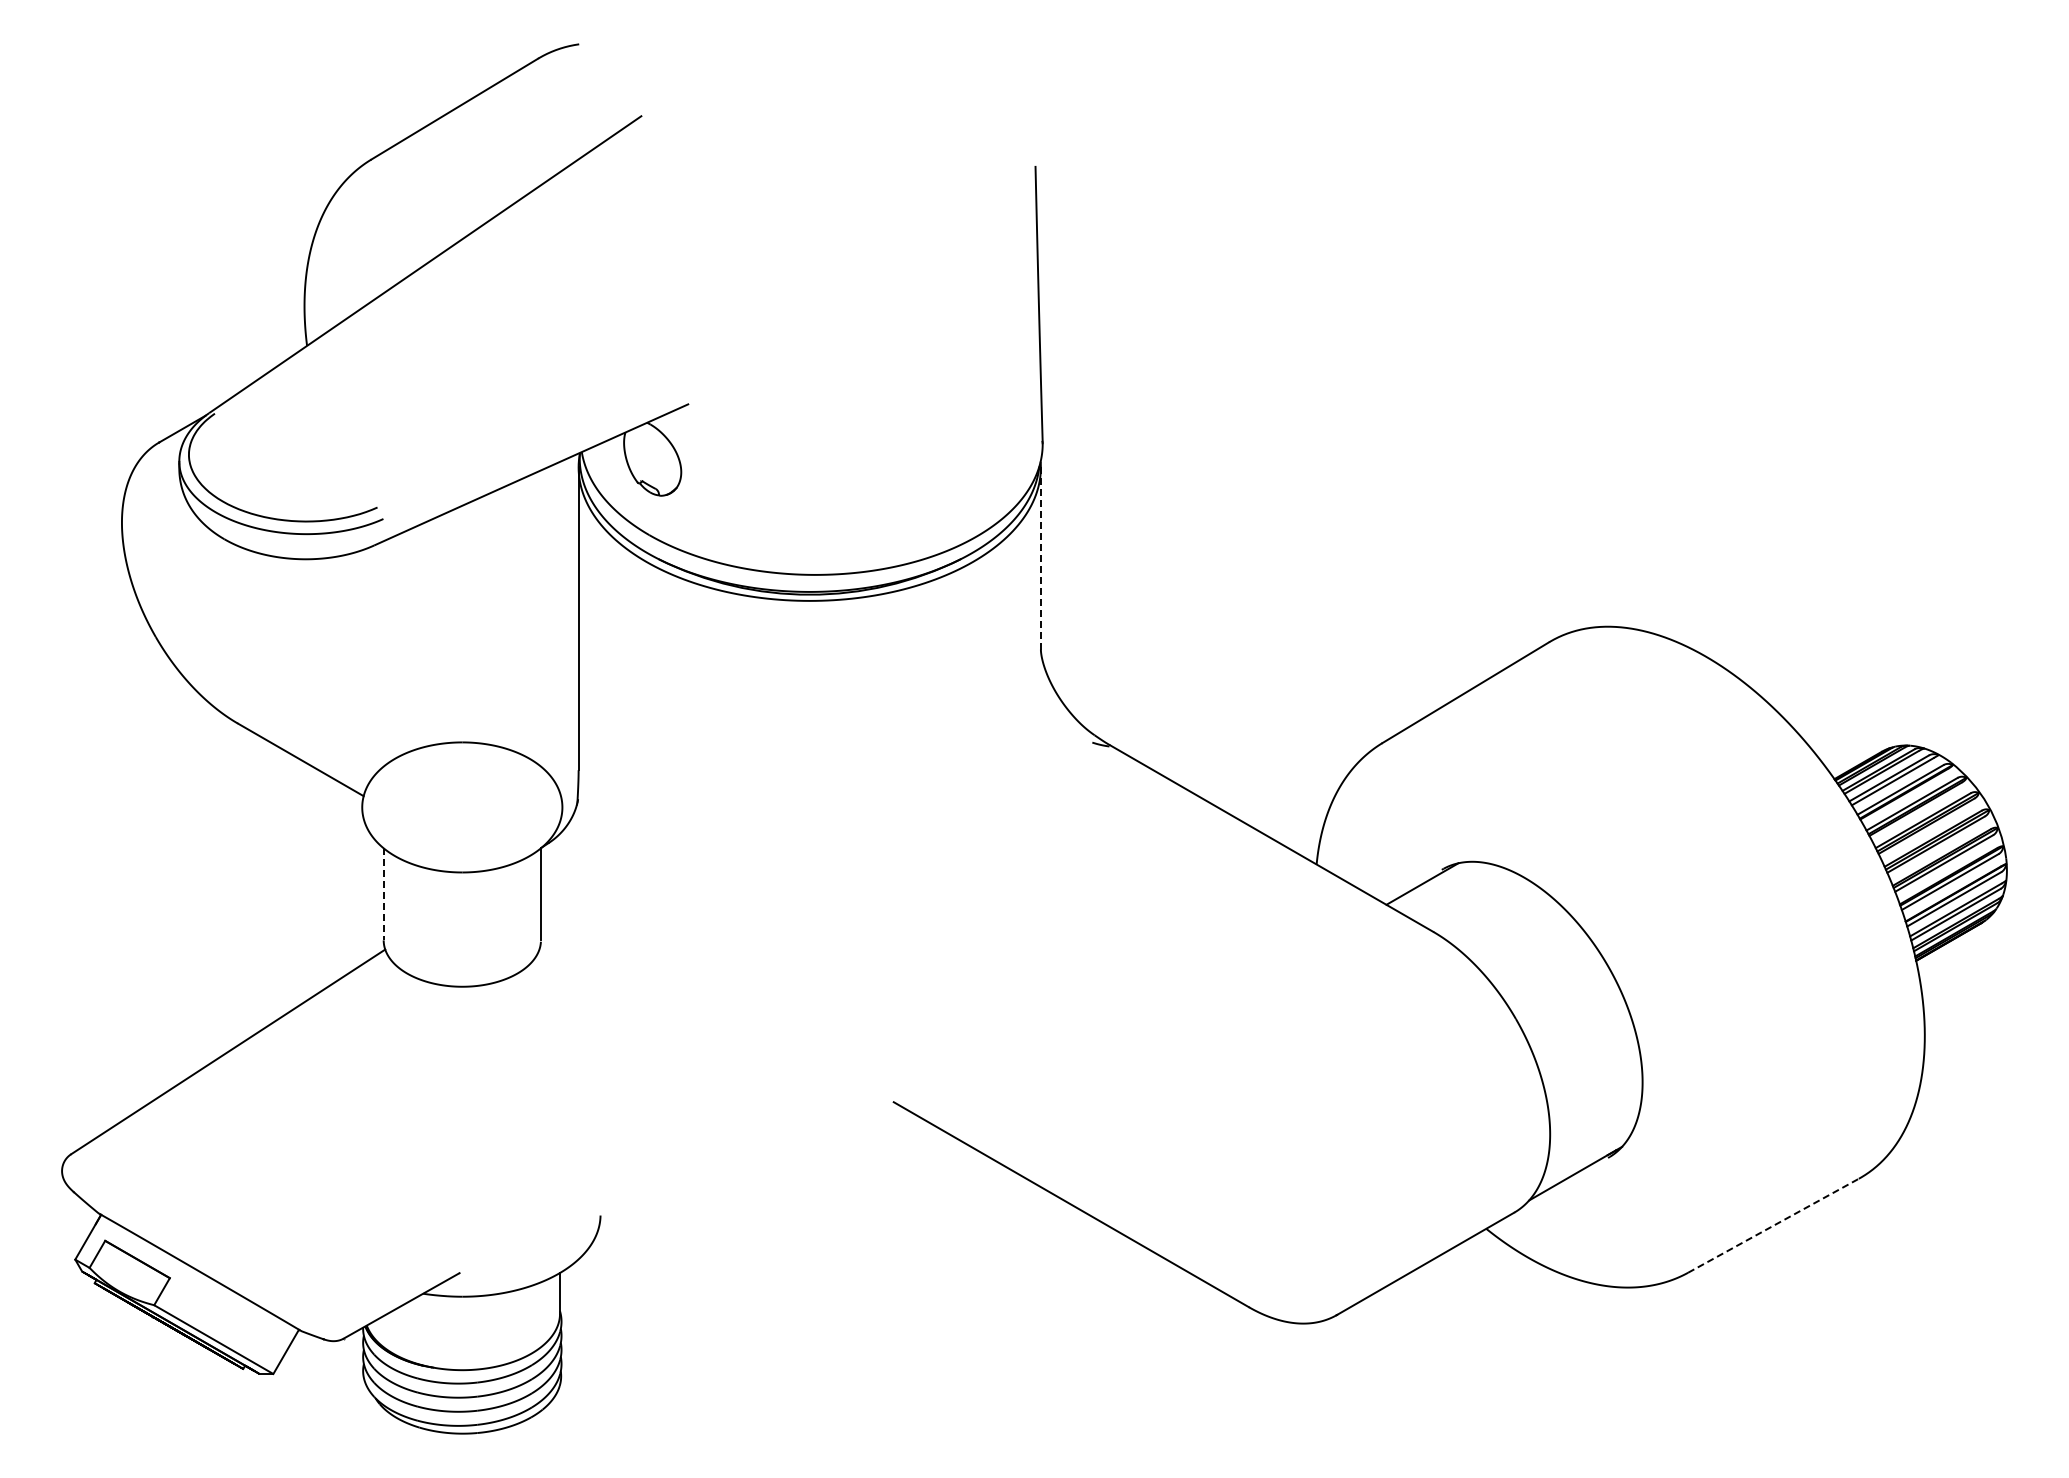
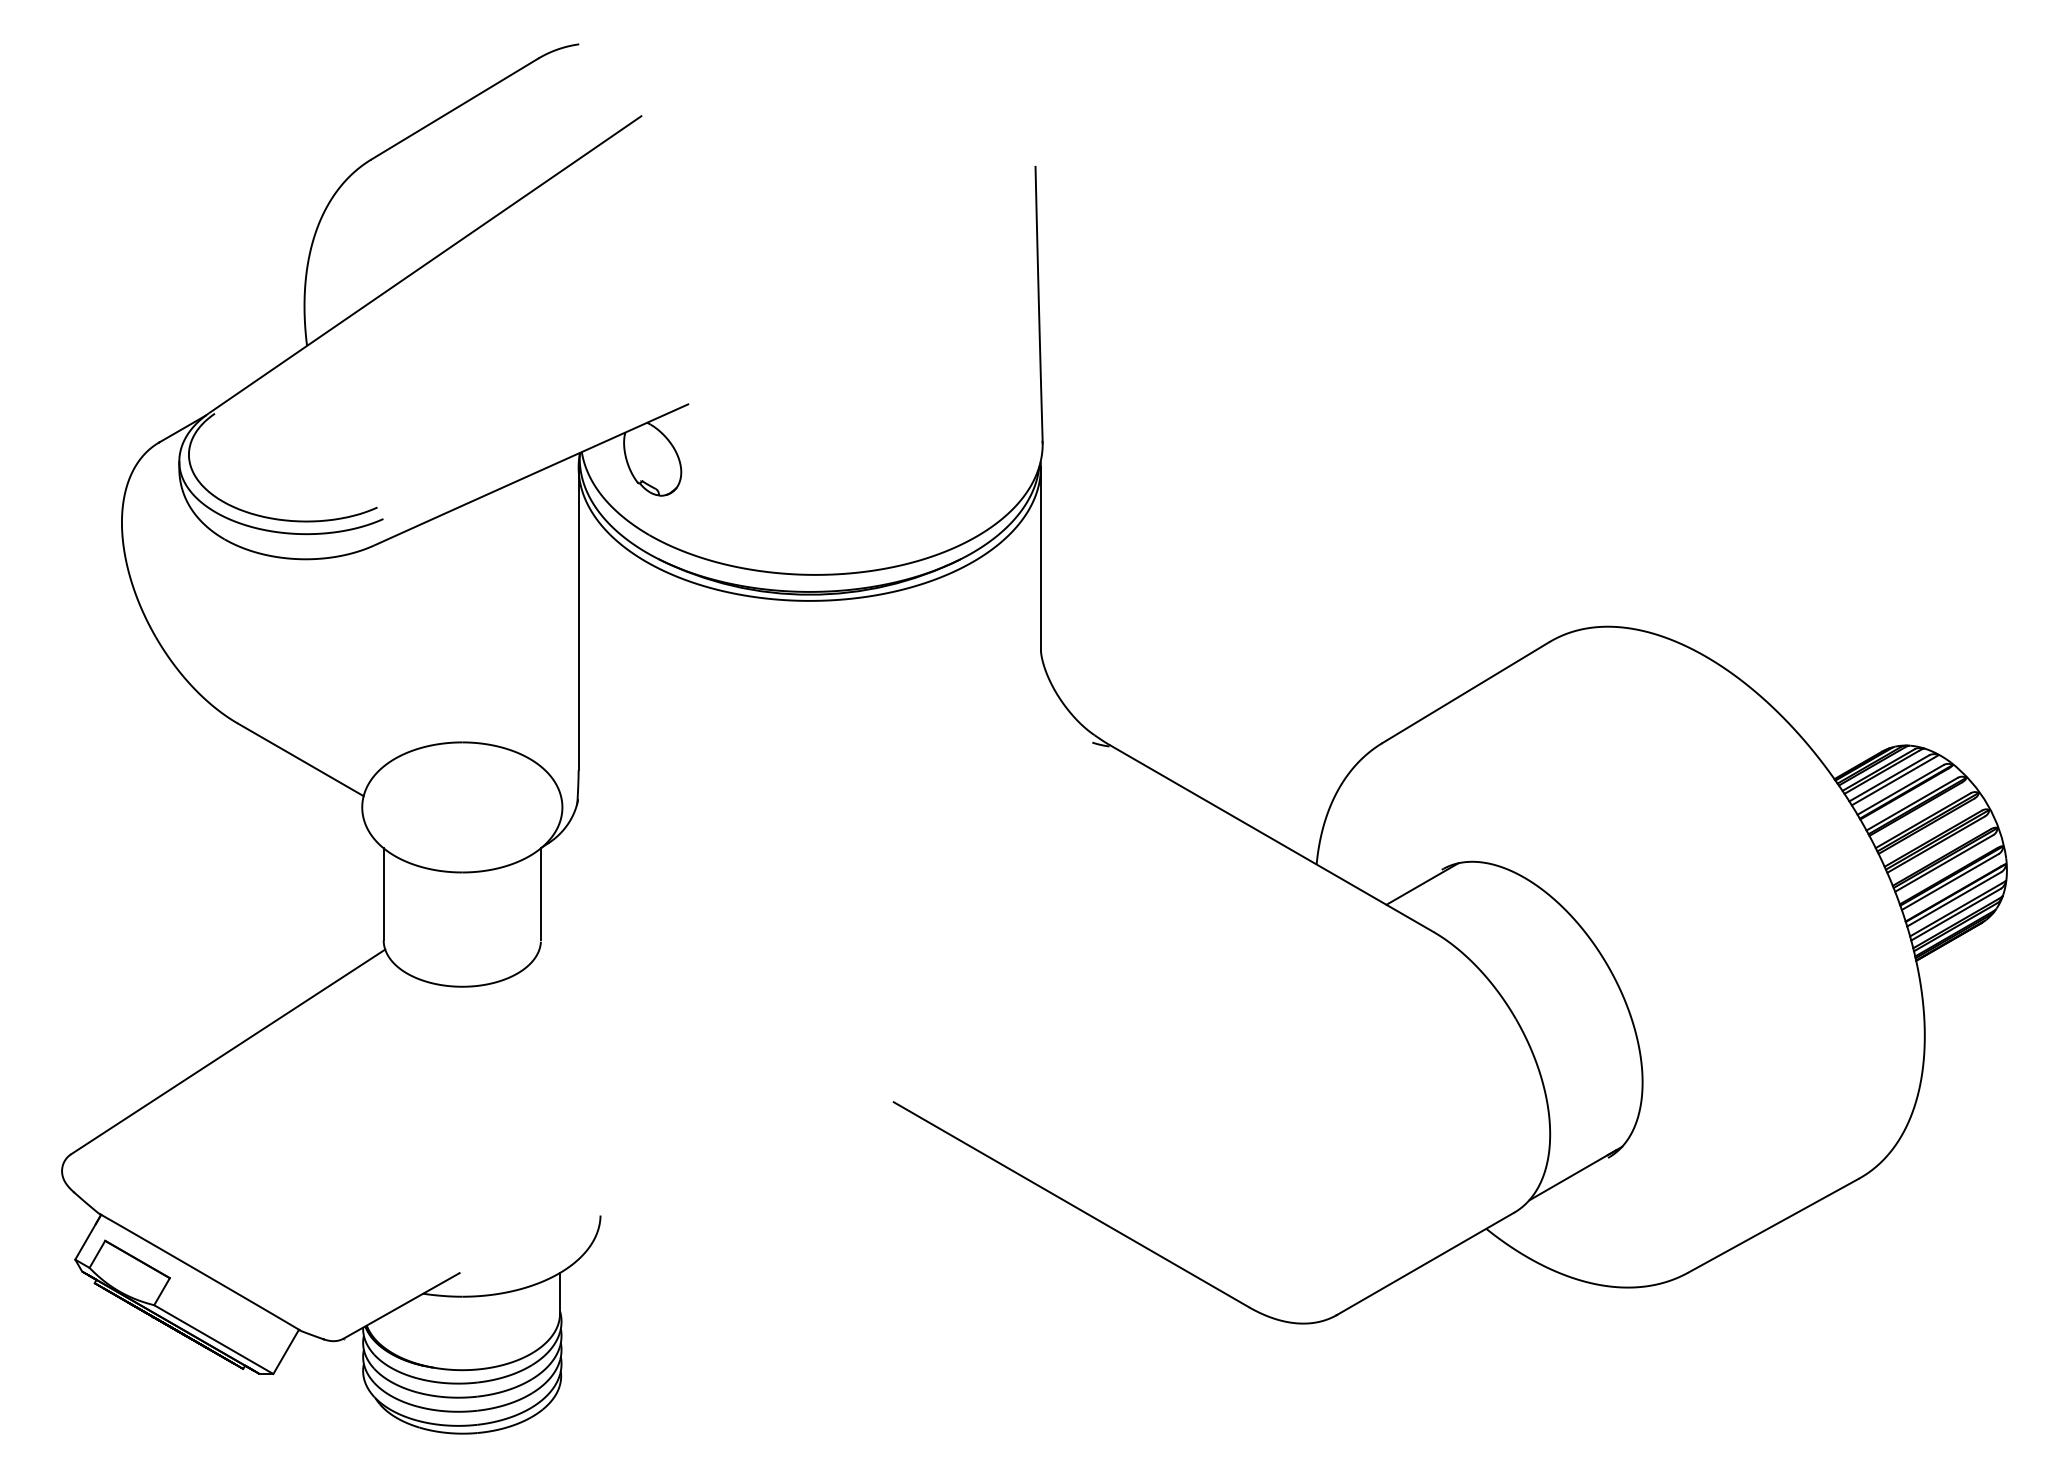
line: dashed -> solid (1040, 558)
line: dashed -> solid (383, 894)
line: dashed -> solid (1773, 1225)
